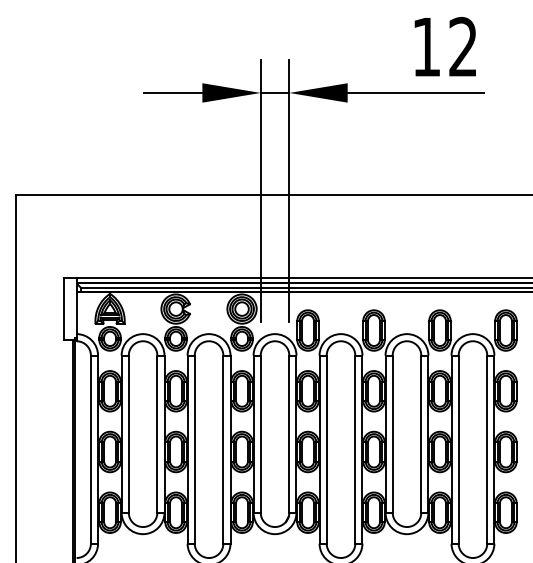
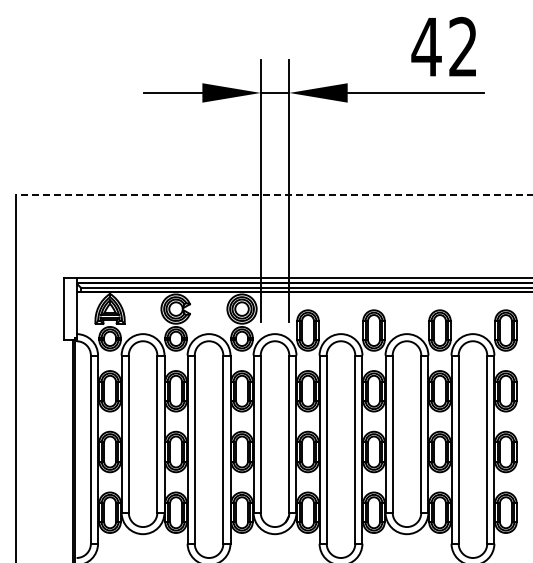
text: 12 -> 42 (426, 47)
line: solid -> dashed (273, 194)
